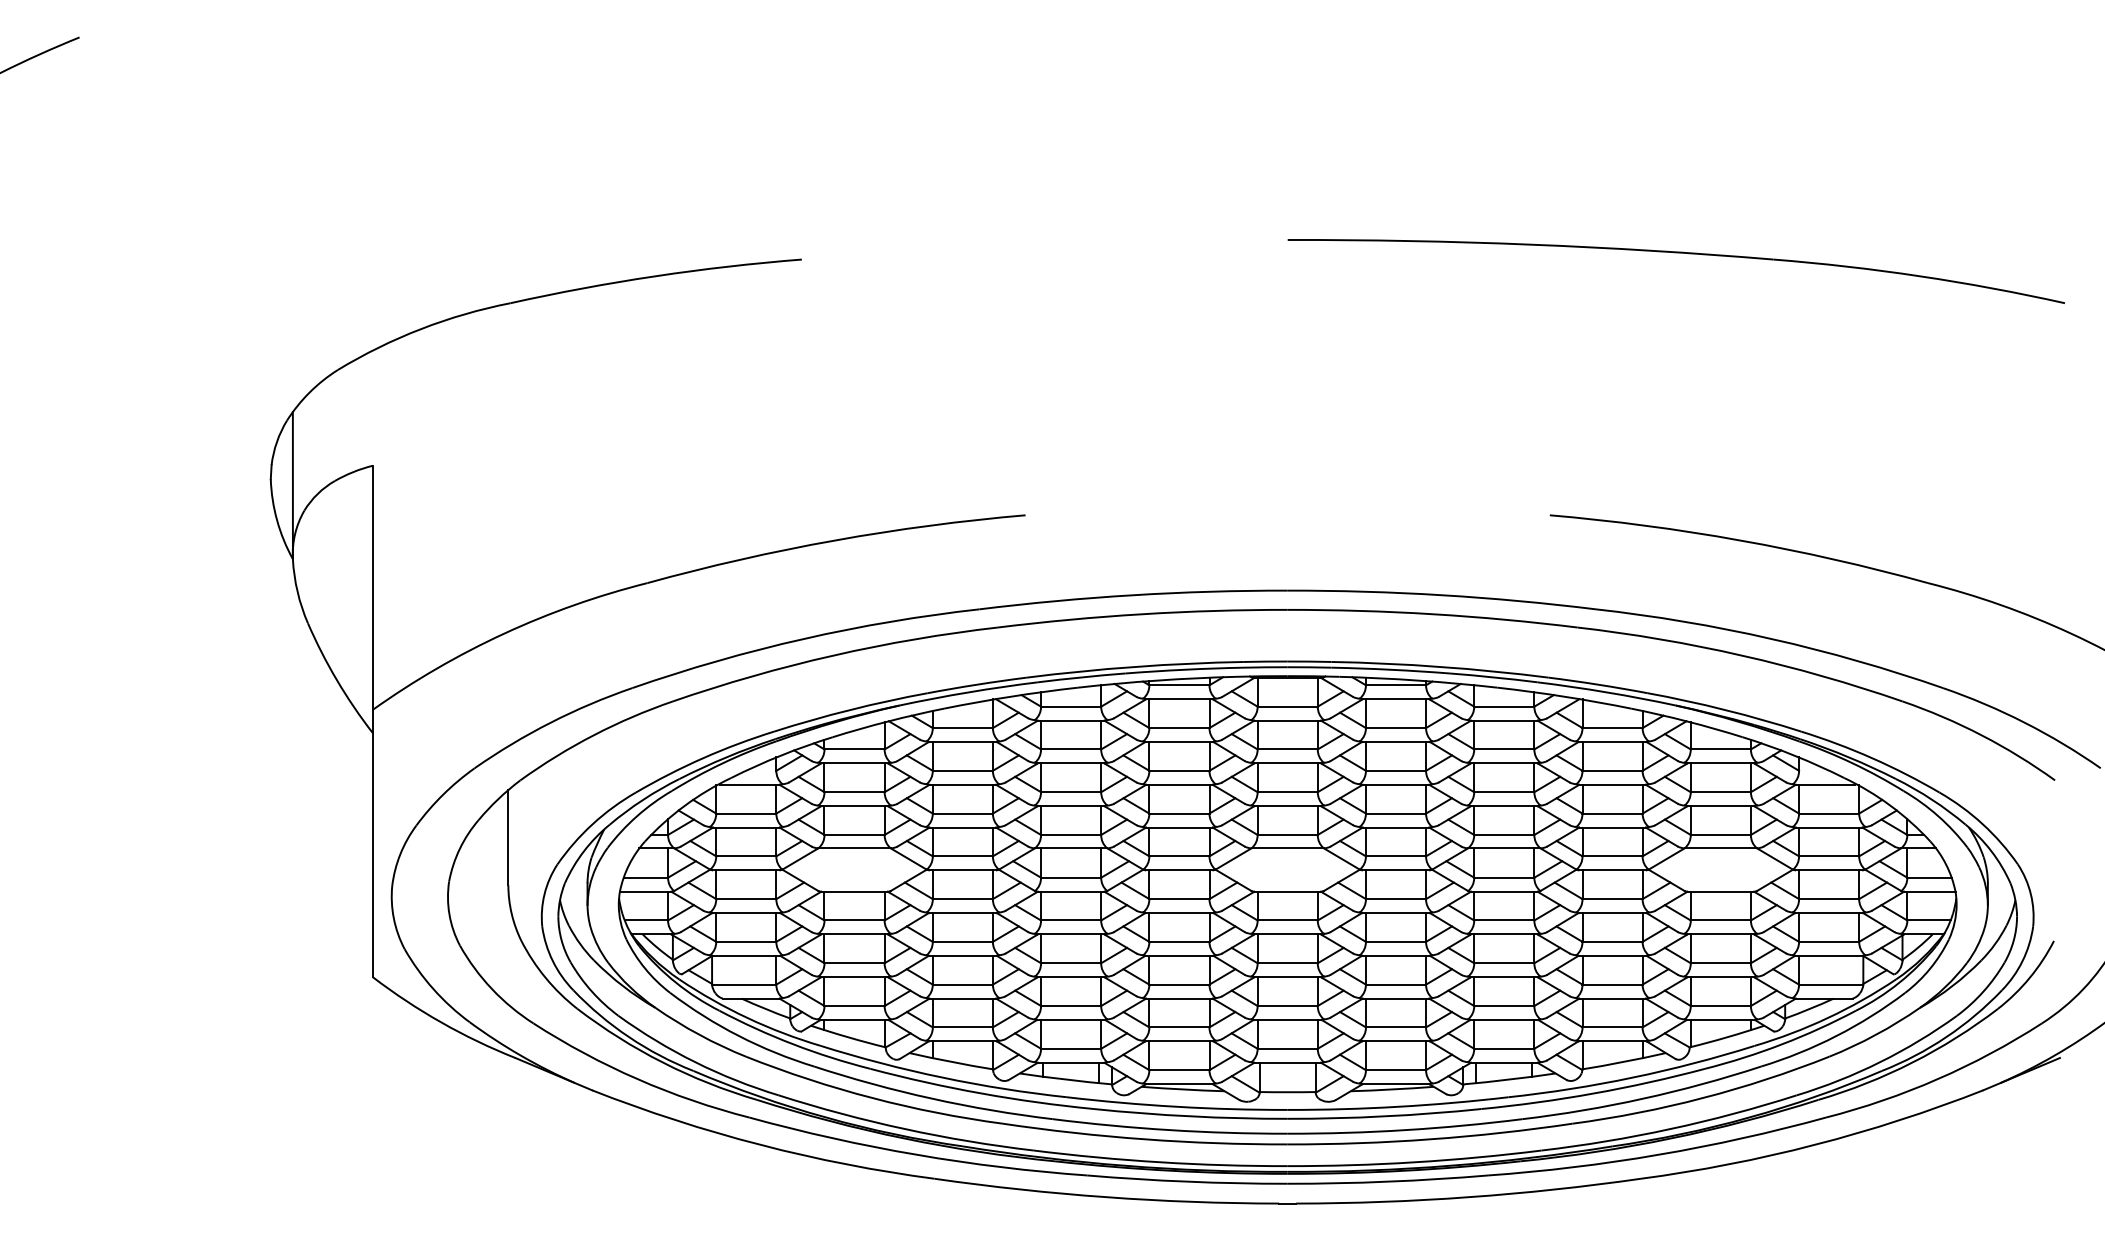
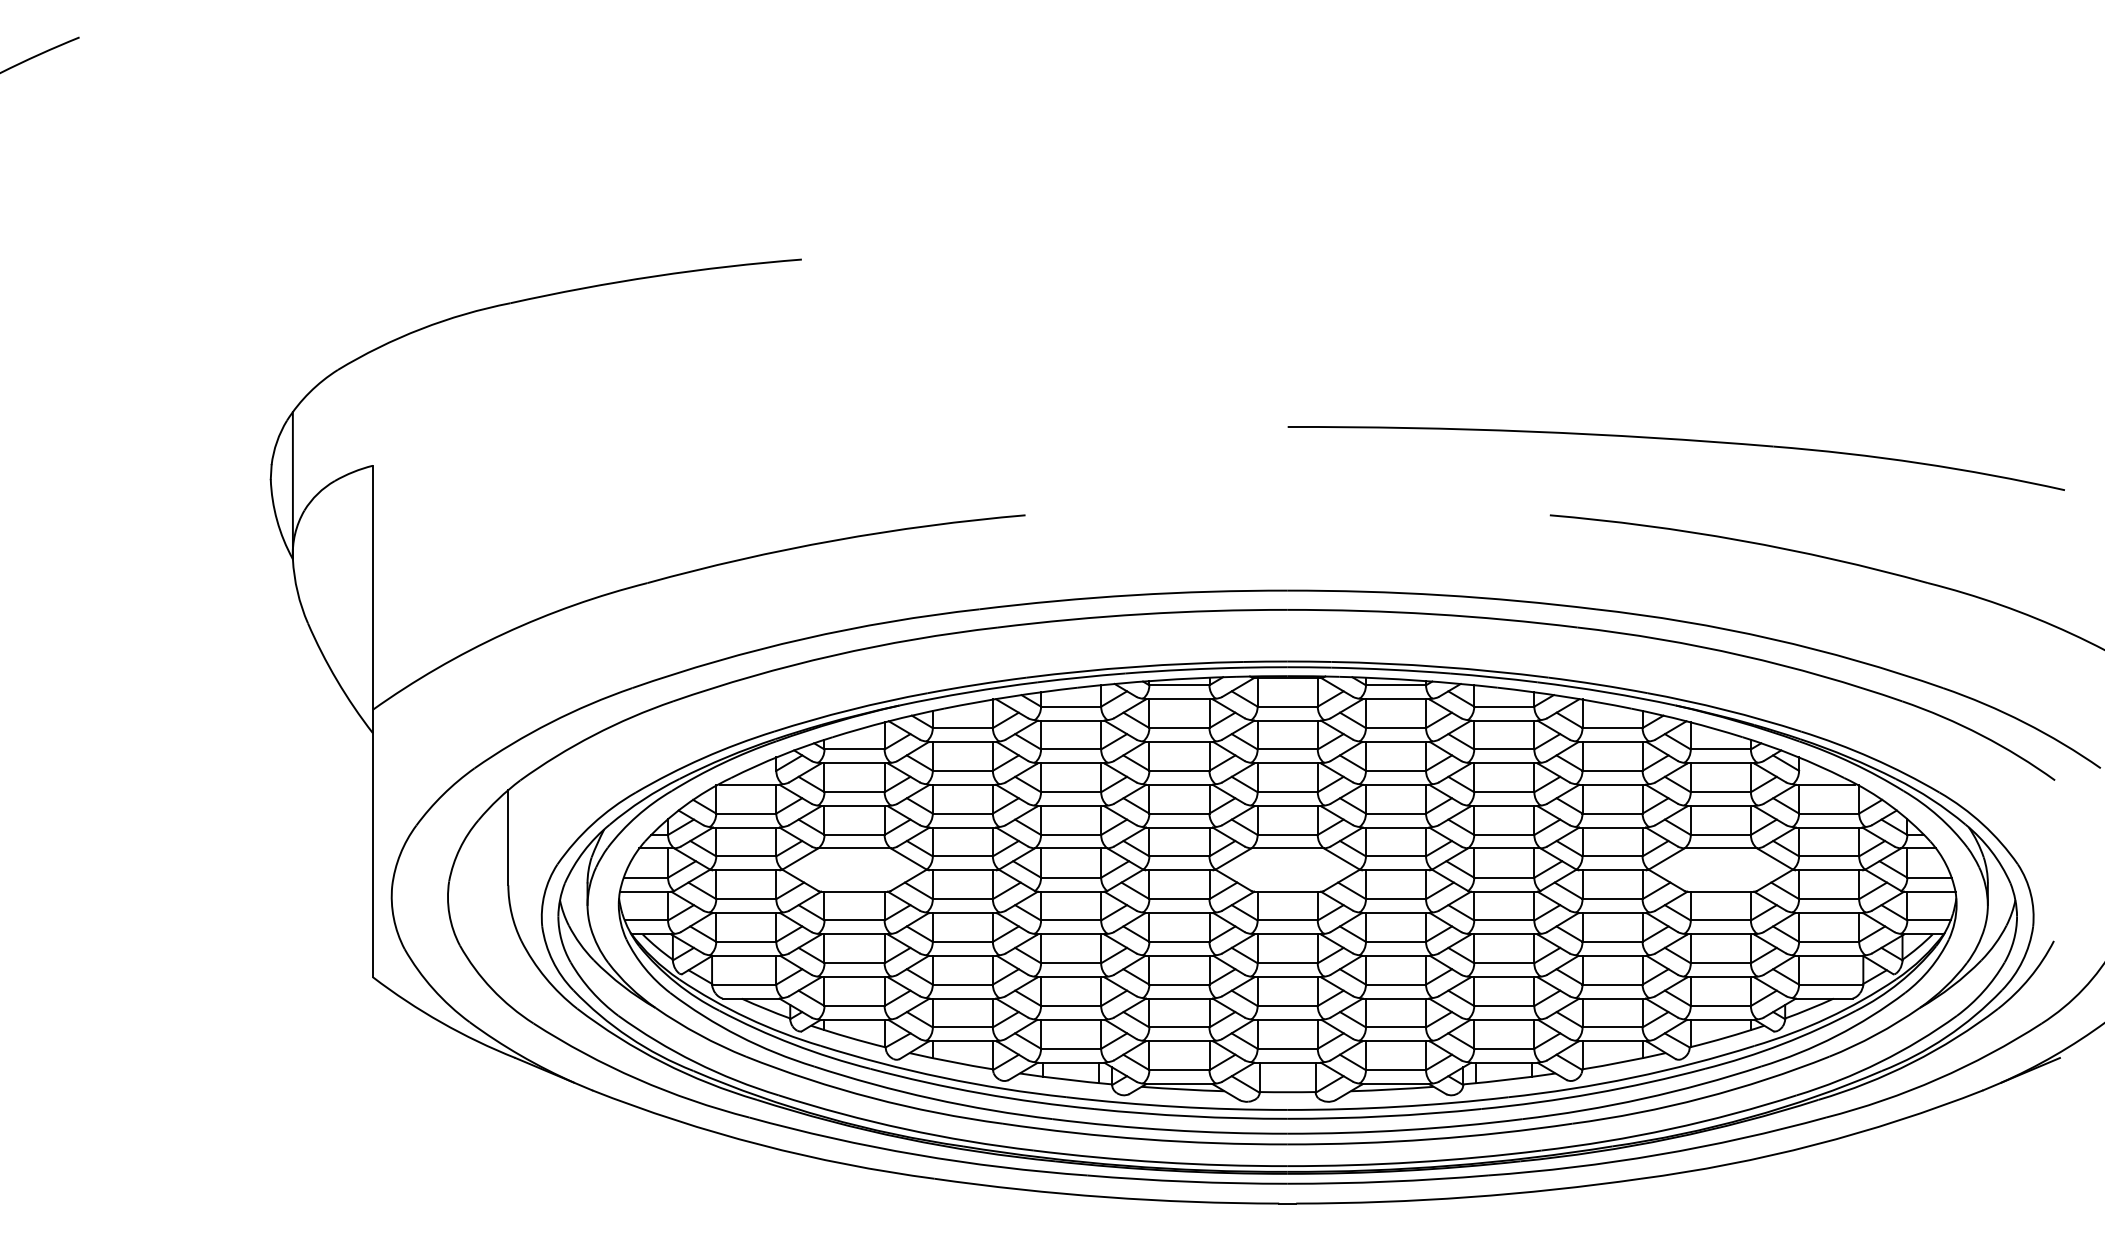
part position: (1675, 253) -> (1675, 440) (1675, 440)
